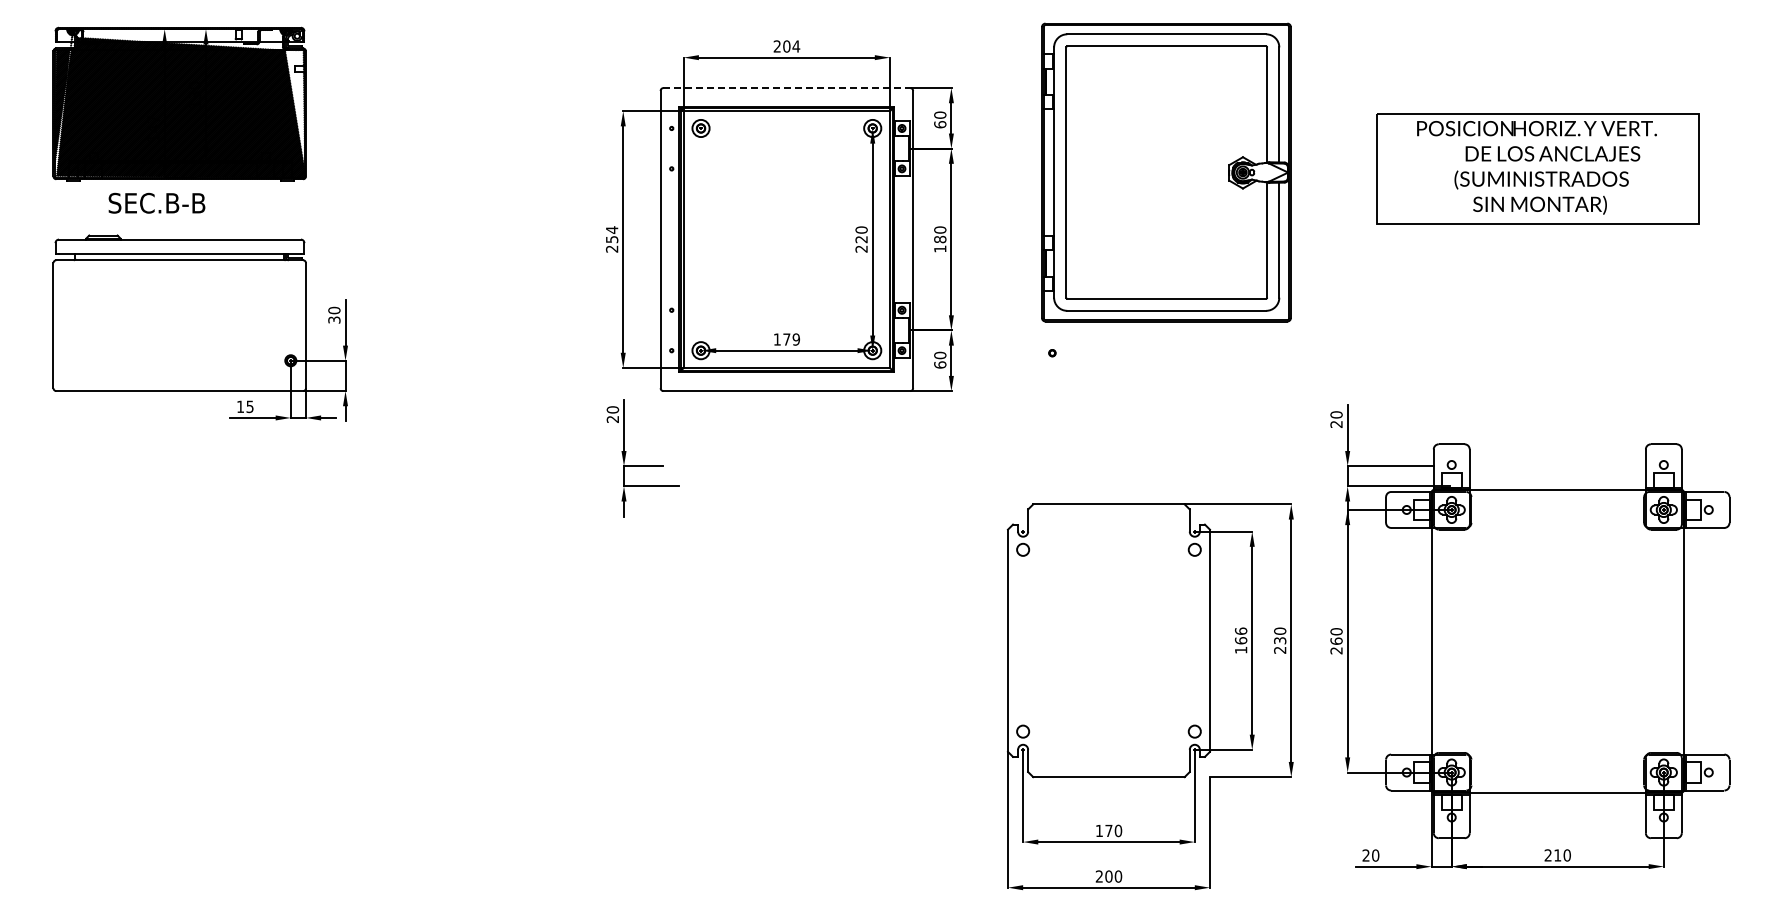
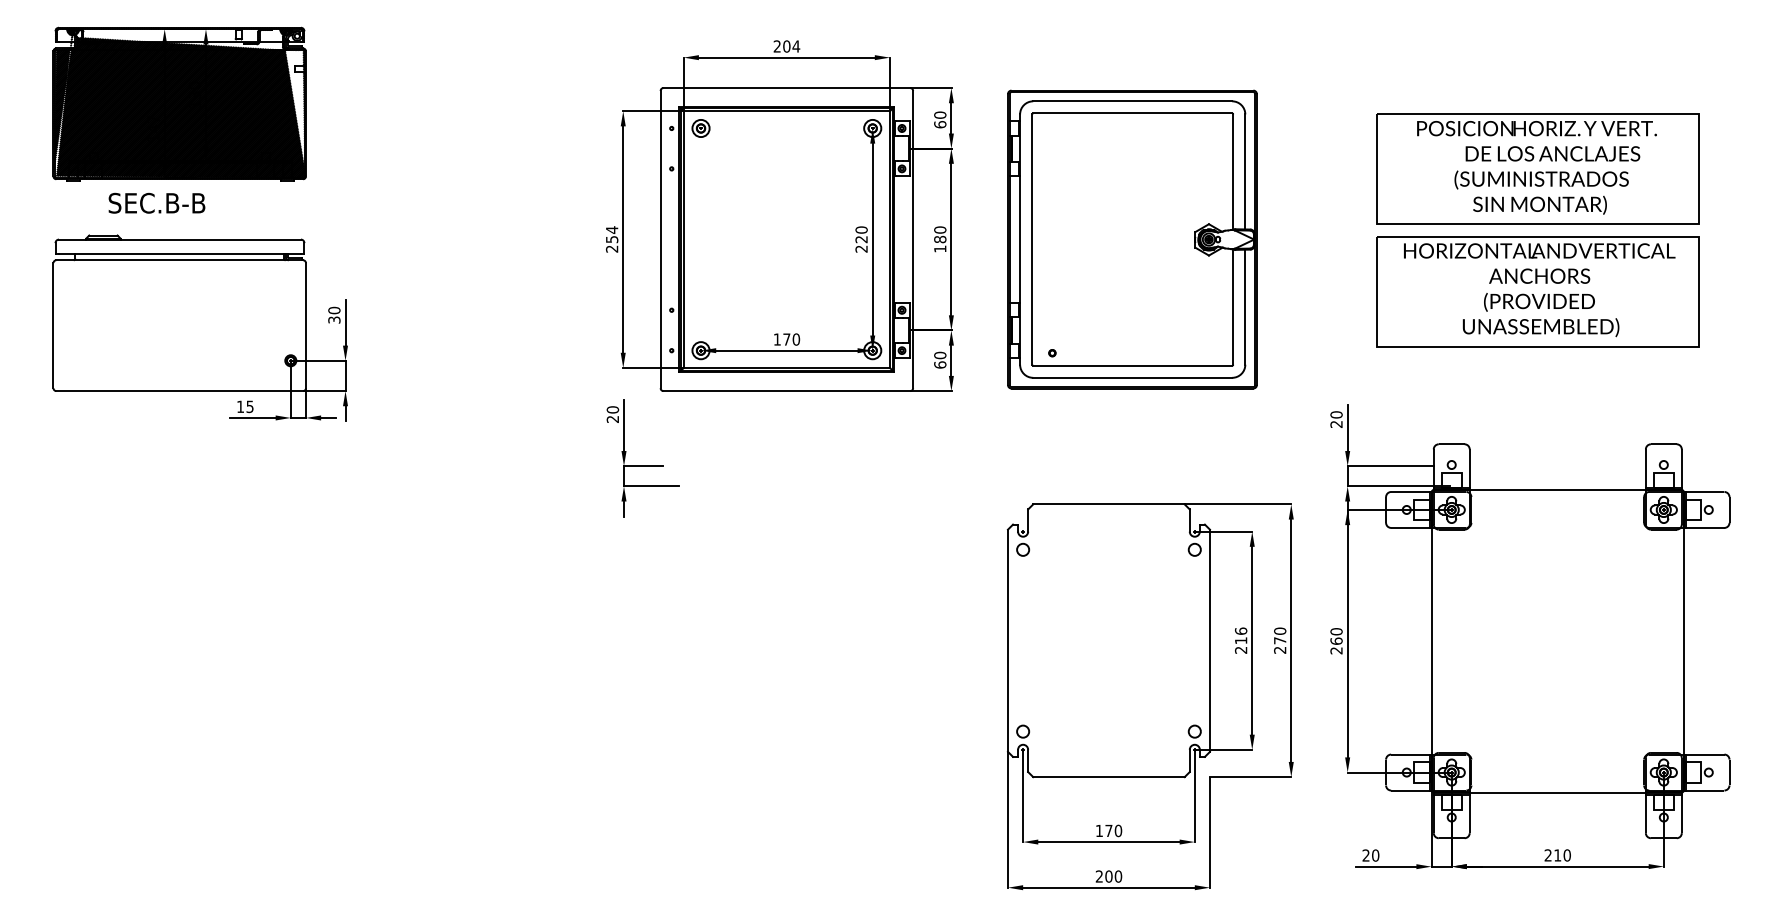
line: dashed -> solid (787, 88)
part position: (1166, 172) -> (1132, 239) (1132, 239)
part: none -> present (1537, 291)
text: 179 -> 170 (795, 339)
text: 230 -> 270 (1280, 640)
text: 166 -> 216 (1240, 645)
